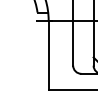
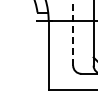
line: solid -> dashed (73, 32)
